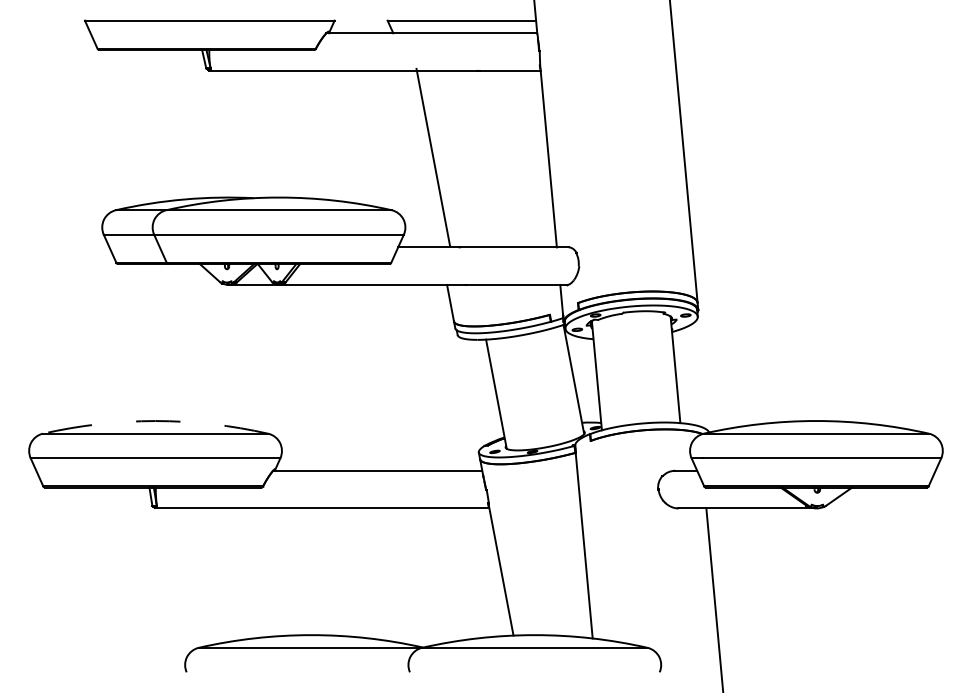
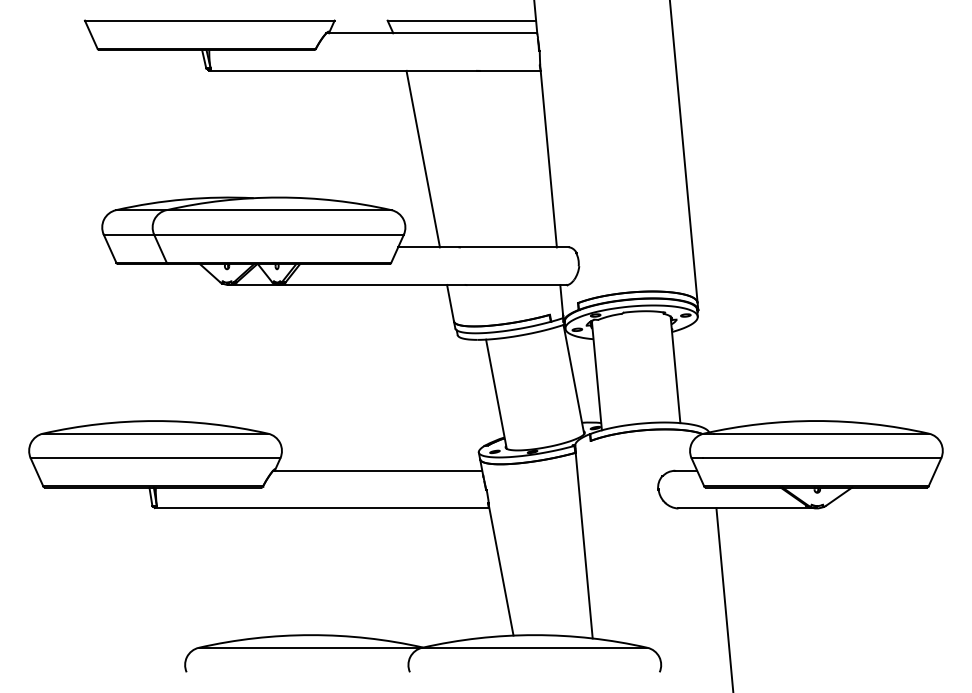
line position: (432, 156) -> (422, 158) (422, 158)
arc: dashed -> solid (155, 421)
line position: (714, 599) -> (724, 598) (724, 598)
